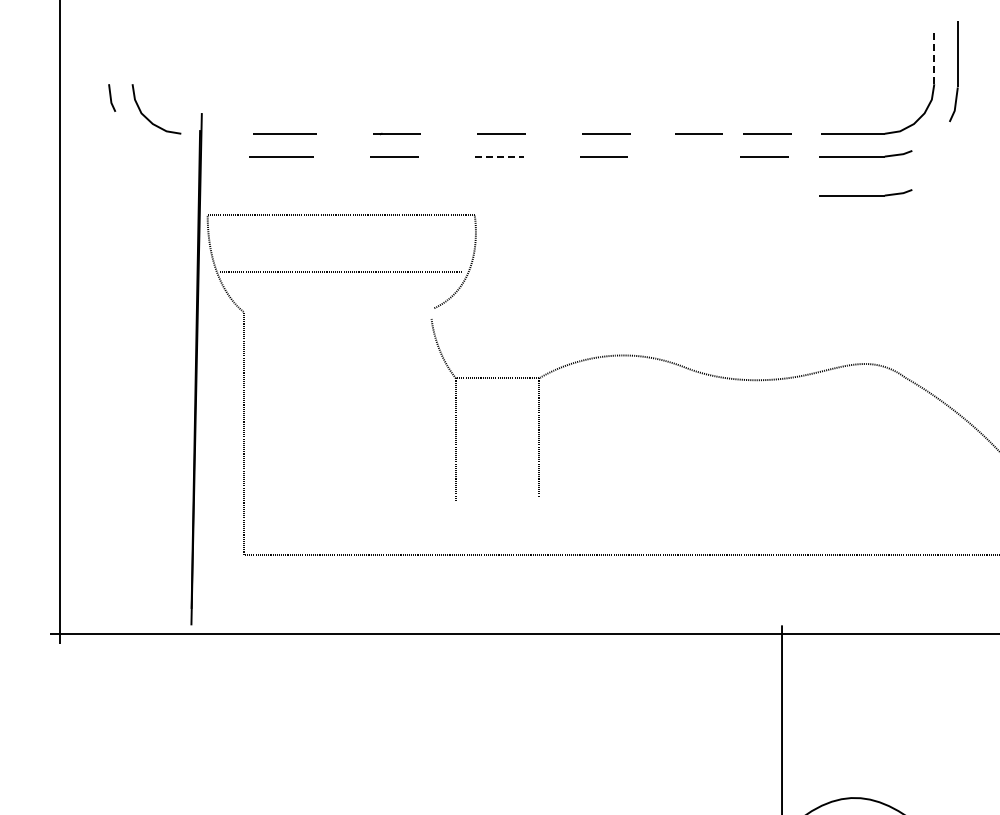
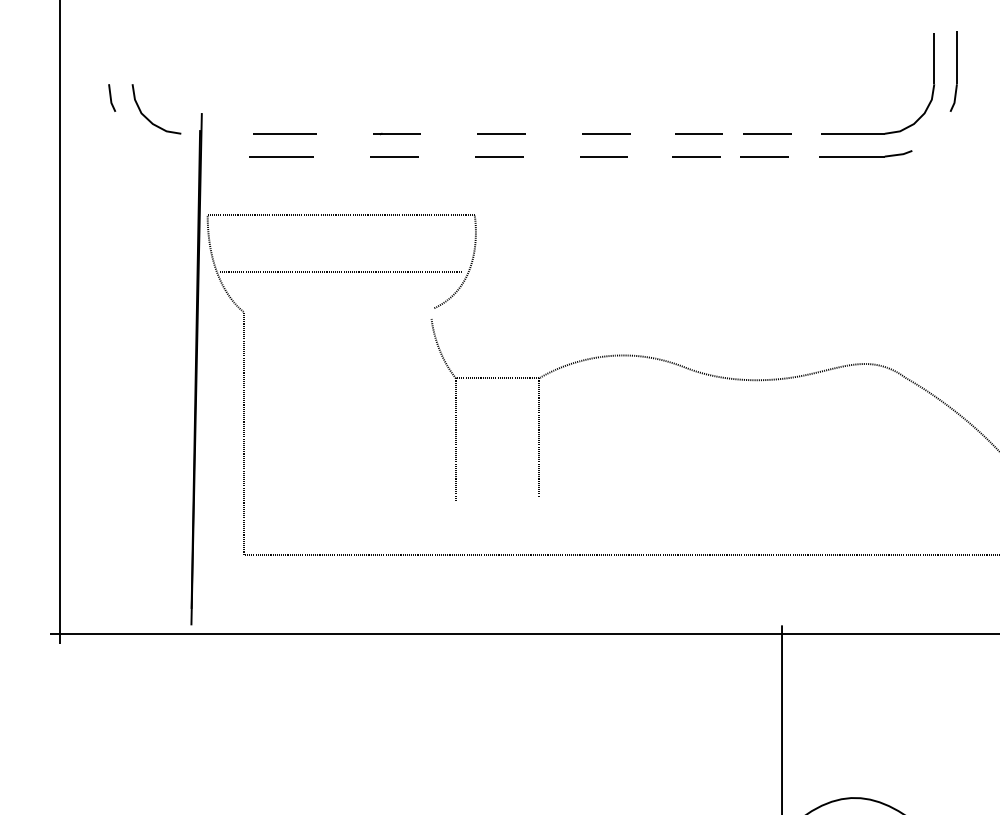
line: dashed -> solid (934, 58)
part size: 10x102 px -> 9x81 px (953, 71)
line: dashed -> solid (499, 156)
line: none -> present (696, 156)
part: present -> none (865, 192)
